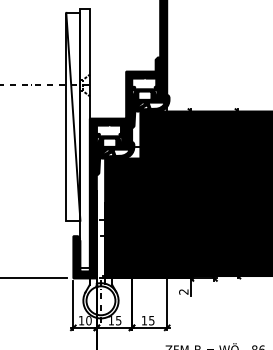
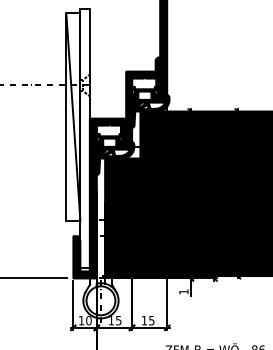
text: 2 -> 1 (183, 291)
